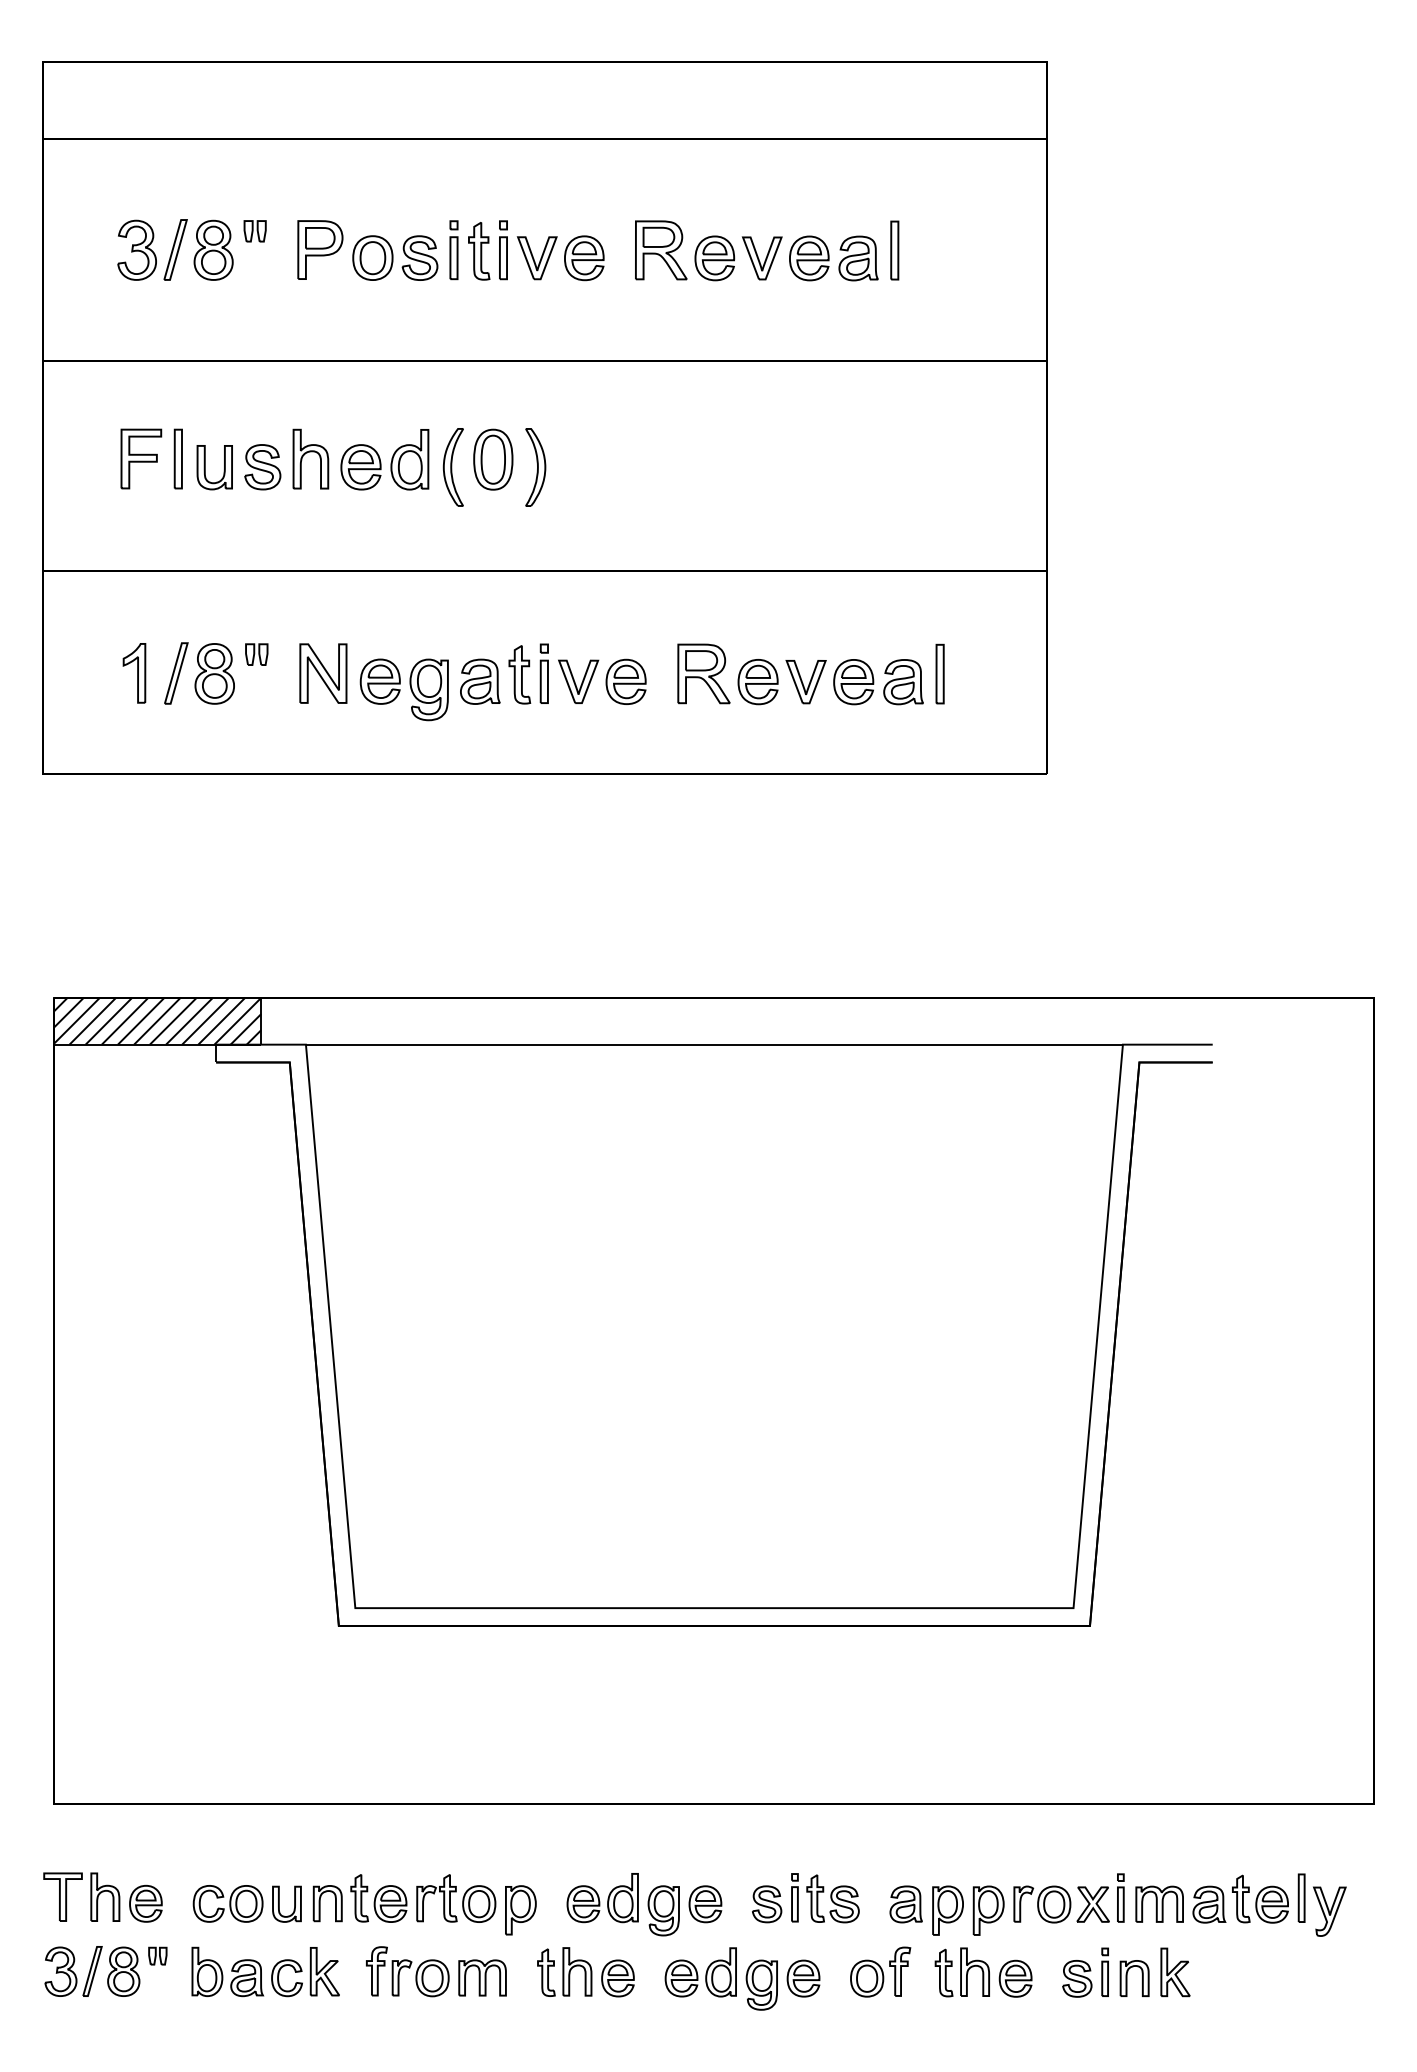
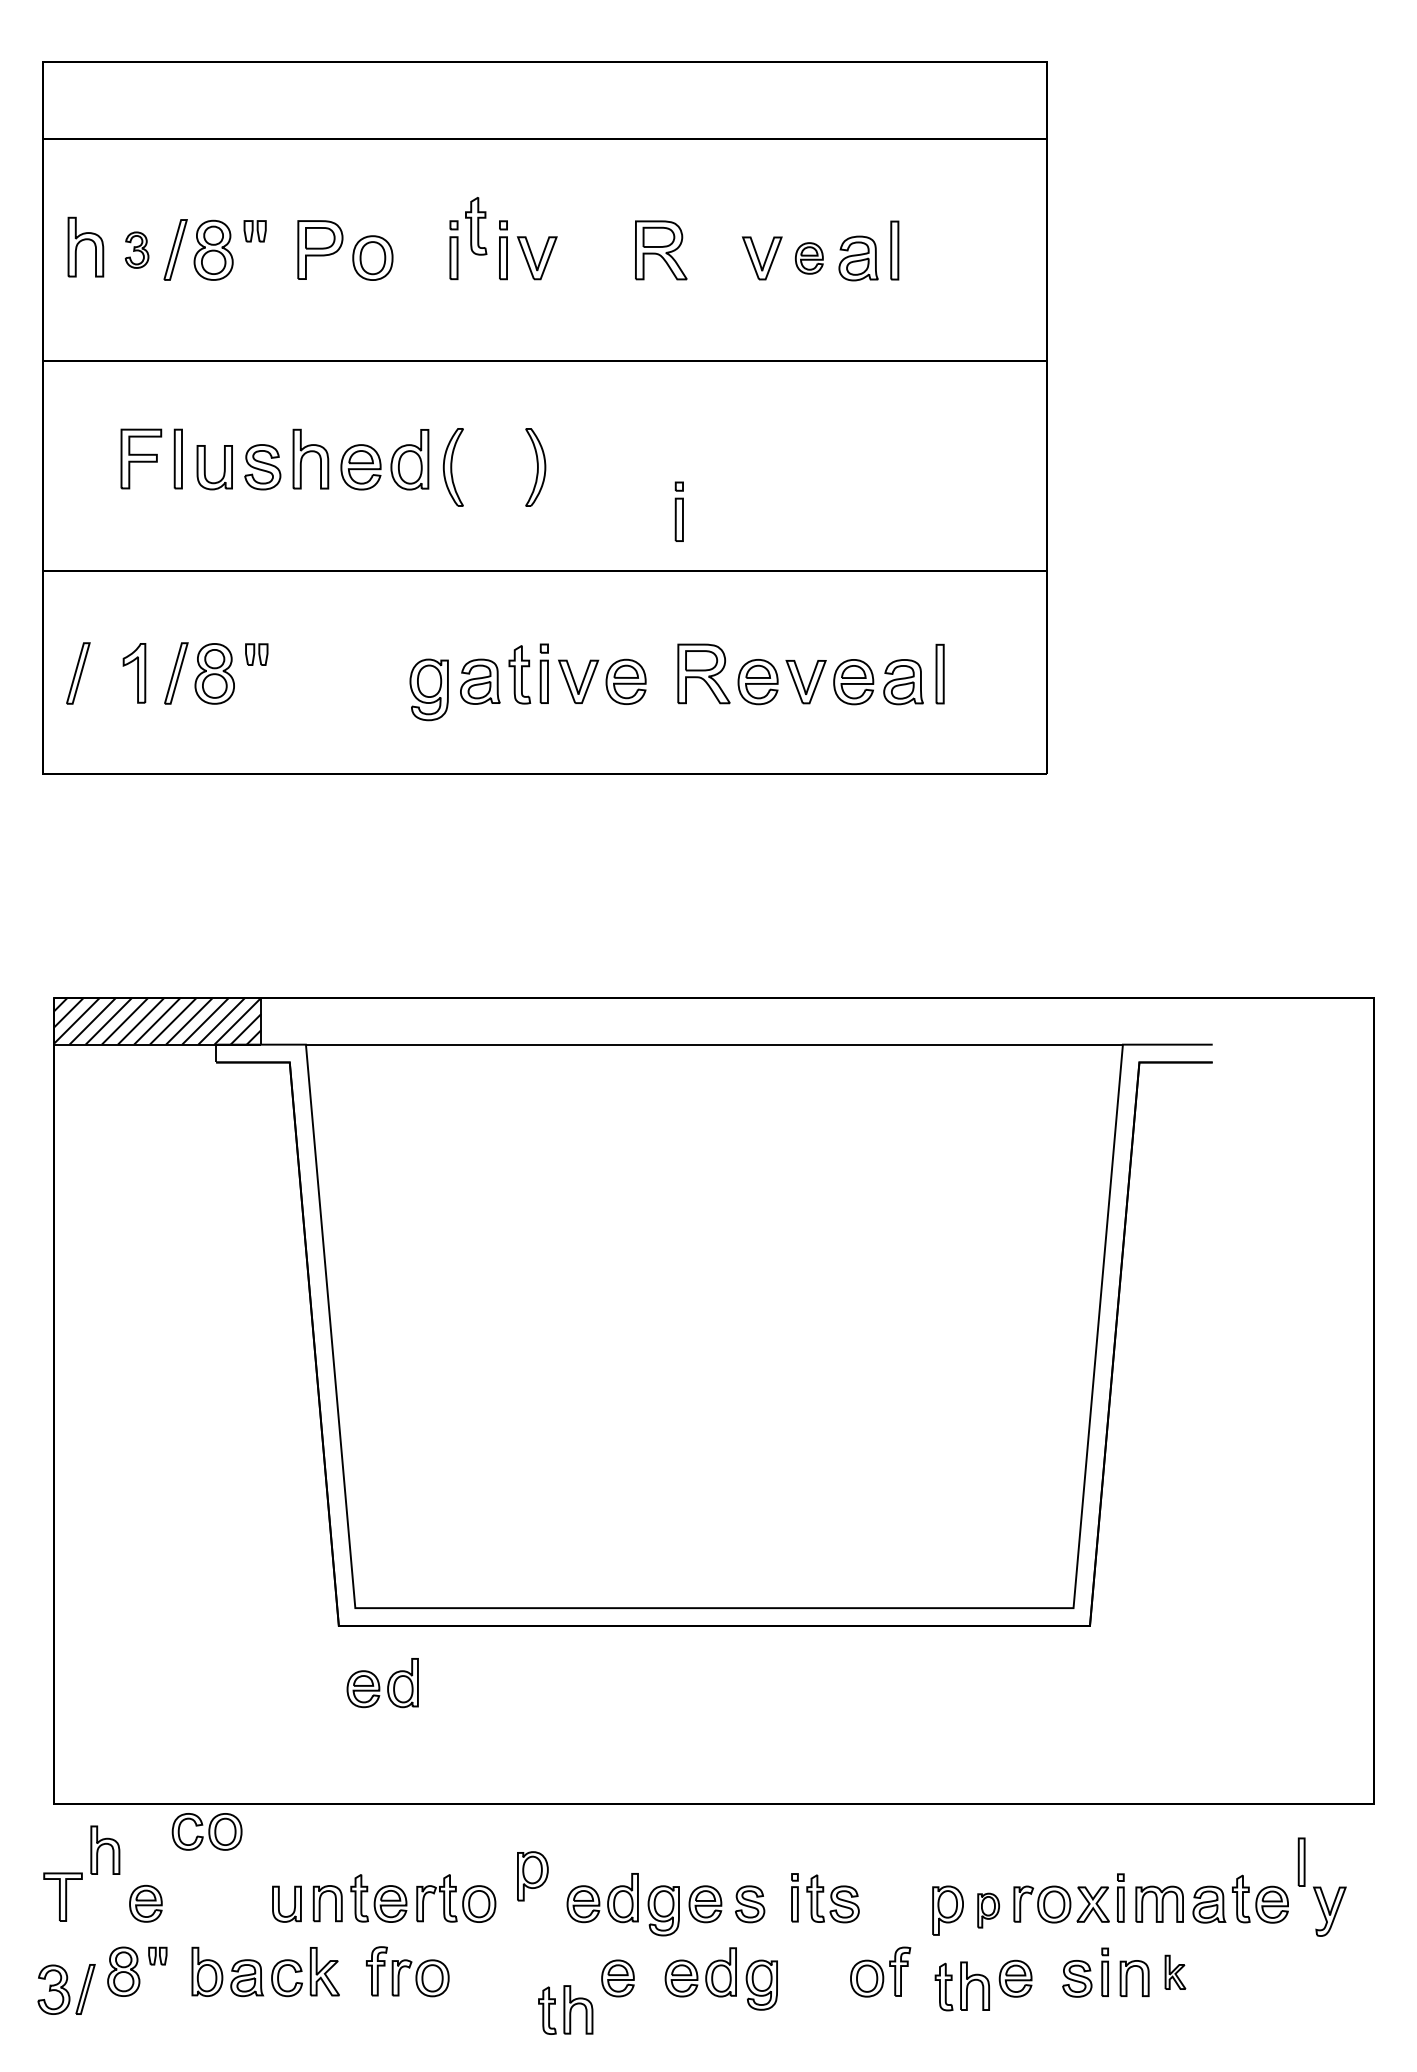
part: none -> present (85, 246)
part size: 40x62 px -> 26x38 px (136, 249)
part position: (479, 251) -> (476, 226) (476, 226)
part: present -> none (419, 257)
part: present -> none (584, 258)
part: present -> none (714, 258)
part size: 41x47 px -> 29x33 px (809, 258)
part: present -> none (493, 459)
part: none -> present (678, 511)
part: none -> present (78, 673)
part: present -> none (323, 673)
part: present -> none (379, 681)
part: none -> present (382, 1683)
part position: (105, 1896) -> (105, 1849) (105, 1849)
part position: (1301, 1897) -> (1301, 1861) (1301, 1861)
part position: (227, 1903) -> (206, 1831) (206, 1831)
part position: (767, 1904) -> (750, 1904) (750, 1904)
part: present -> none (905, 1904)
part position: (520, 1910) -> (532, 1876) (532, 1876)
part size: 33x51 px -> 23x37 px (988, 1910)
part position: (73, 1971) -> (66, 1989) (66, 1989)
part position: (564, 1971) -> (565, 2009) (565, 2009)
part position: (961, 1972) -> (961, 1986) (961, 1986)
part size: 31x51 px -> 23x36 px (1175, 1971)
part: present -> none (482, 1977)
part: present -> none (803, 1978)
